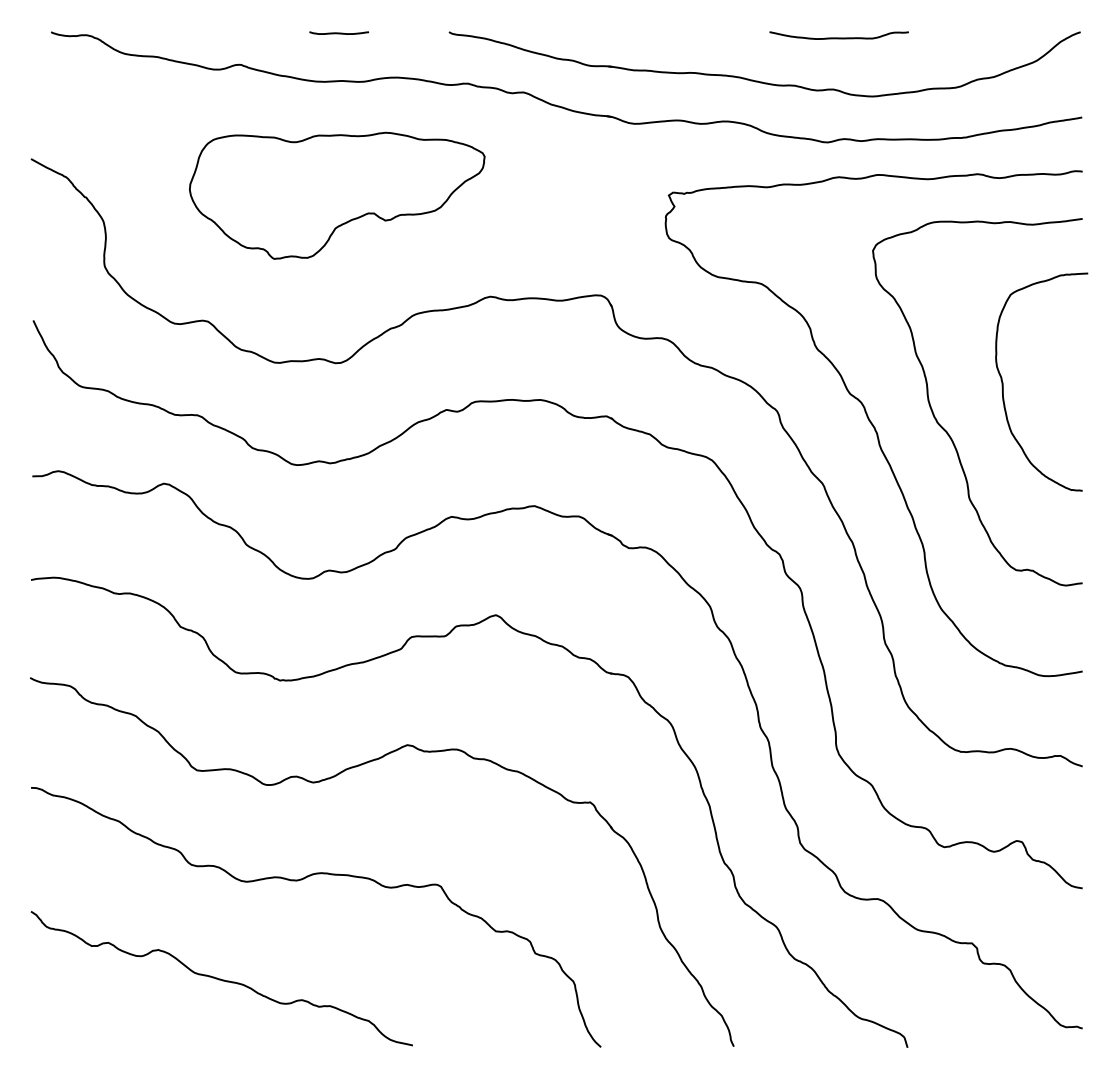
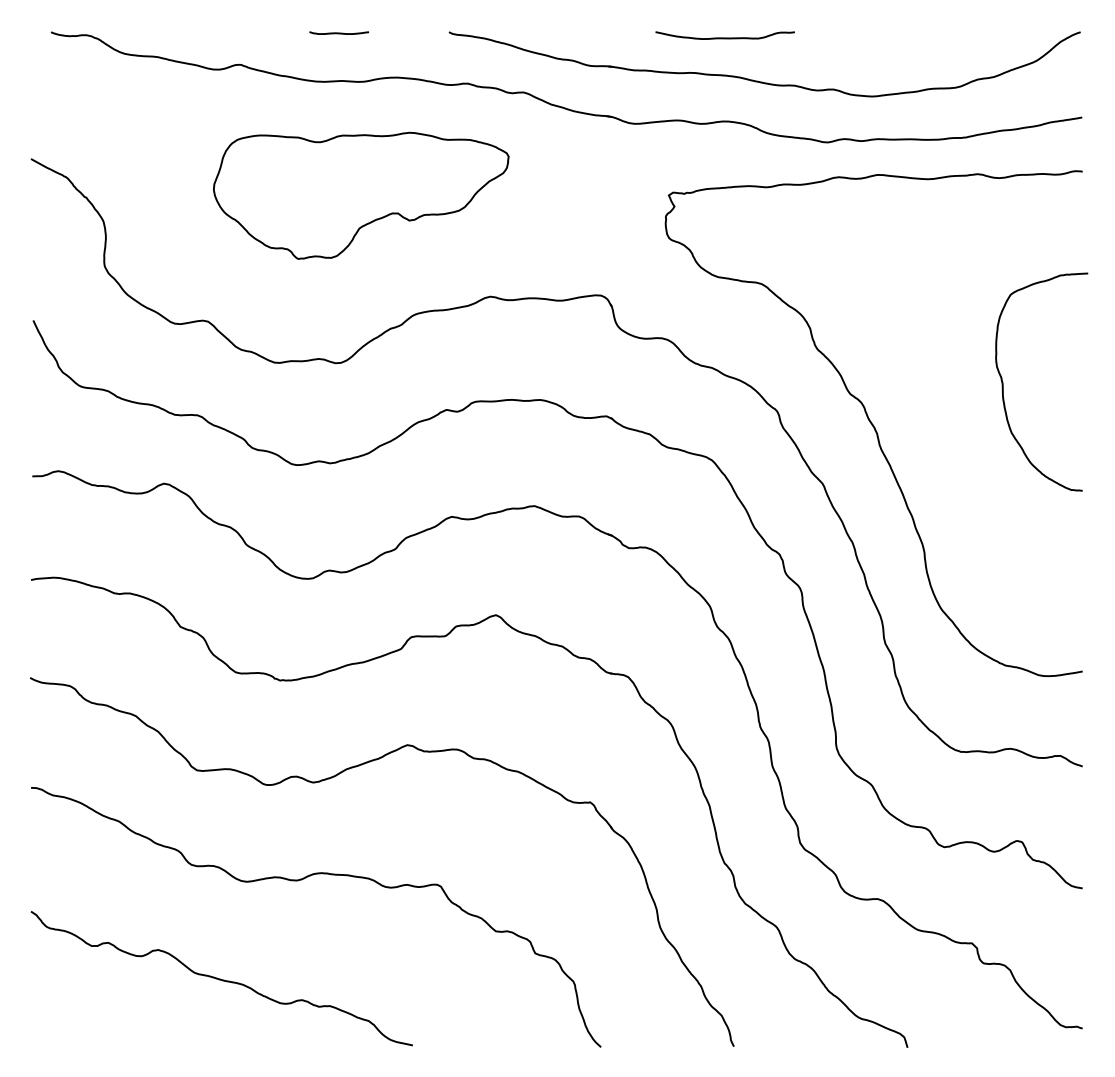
curve position: (838, 37) -> (724, 37) (724, 37)
part position: (337, 195) -> (361, 195) (361, 195)
curve: present -> none (947, 431)
